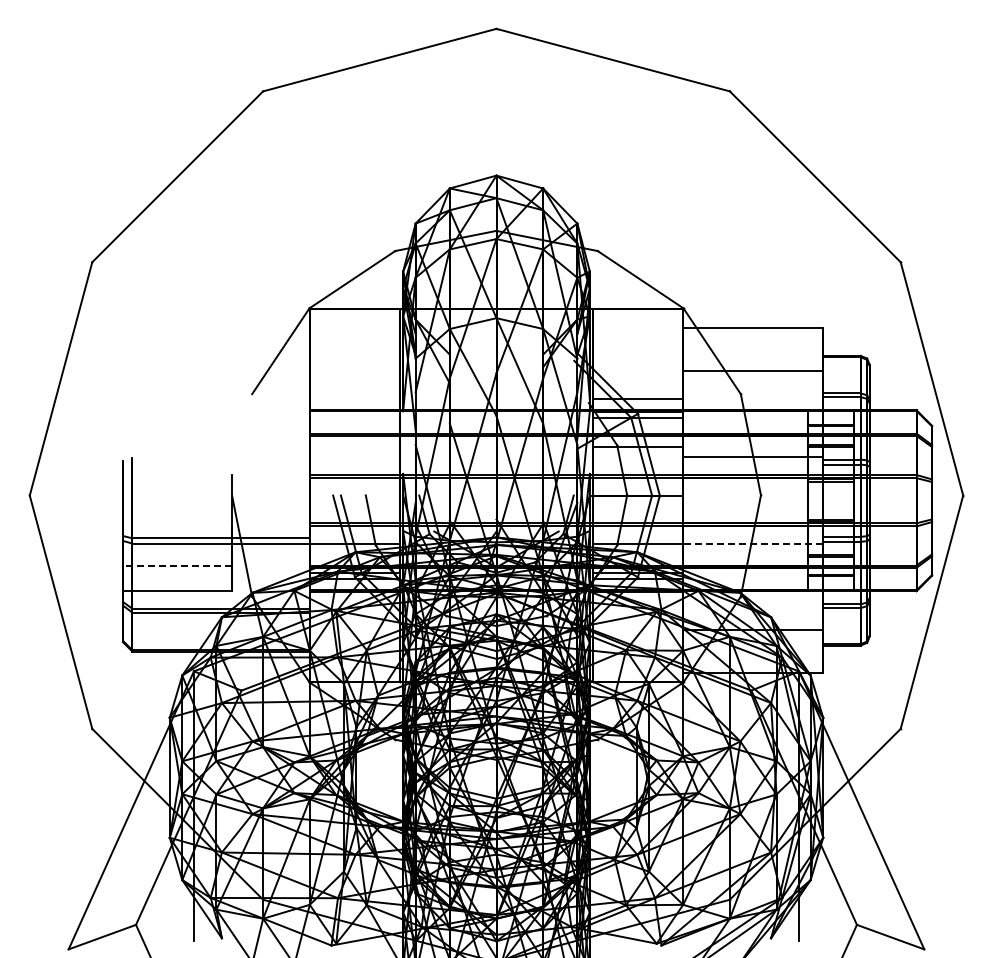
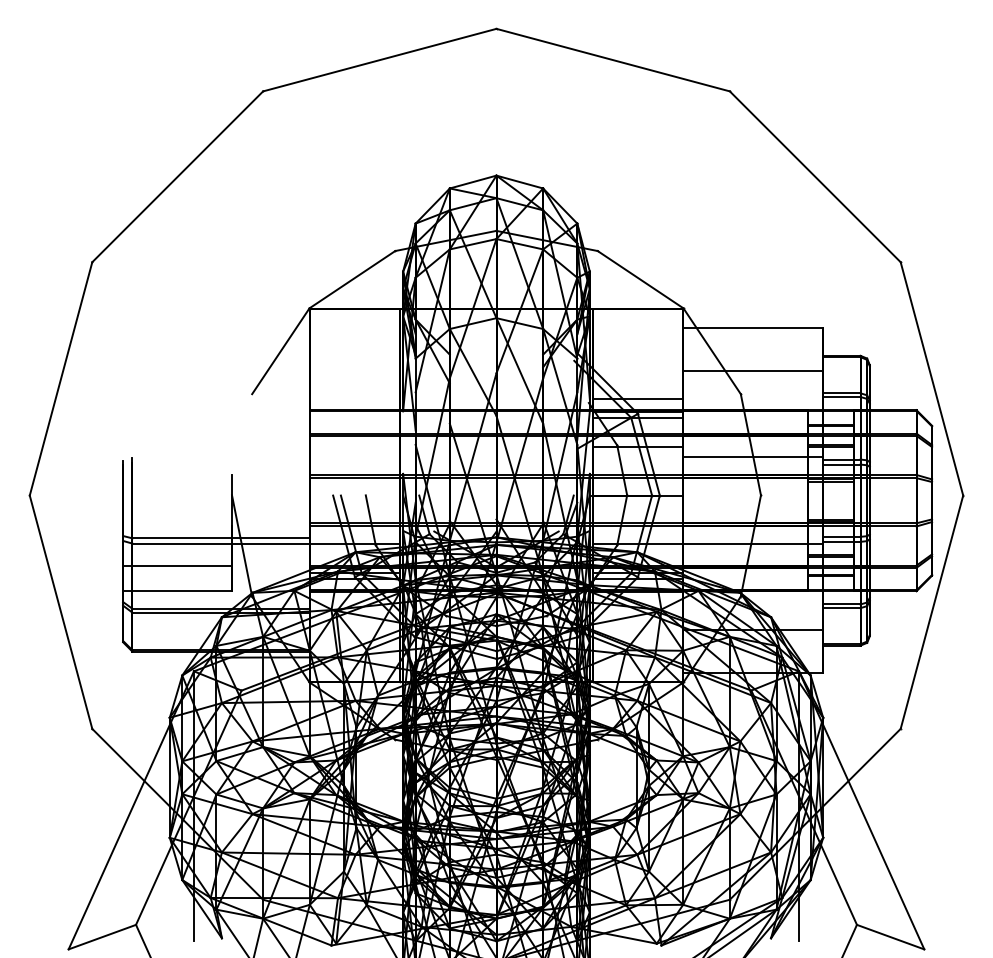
line: dashed -> solid (752, 544)
line: dashed -> solid (177, 565)
